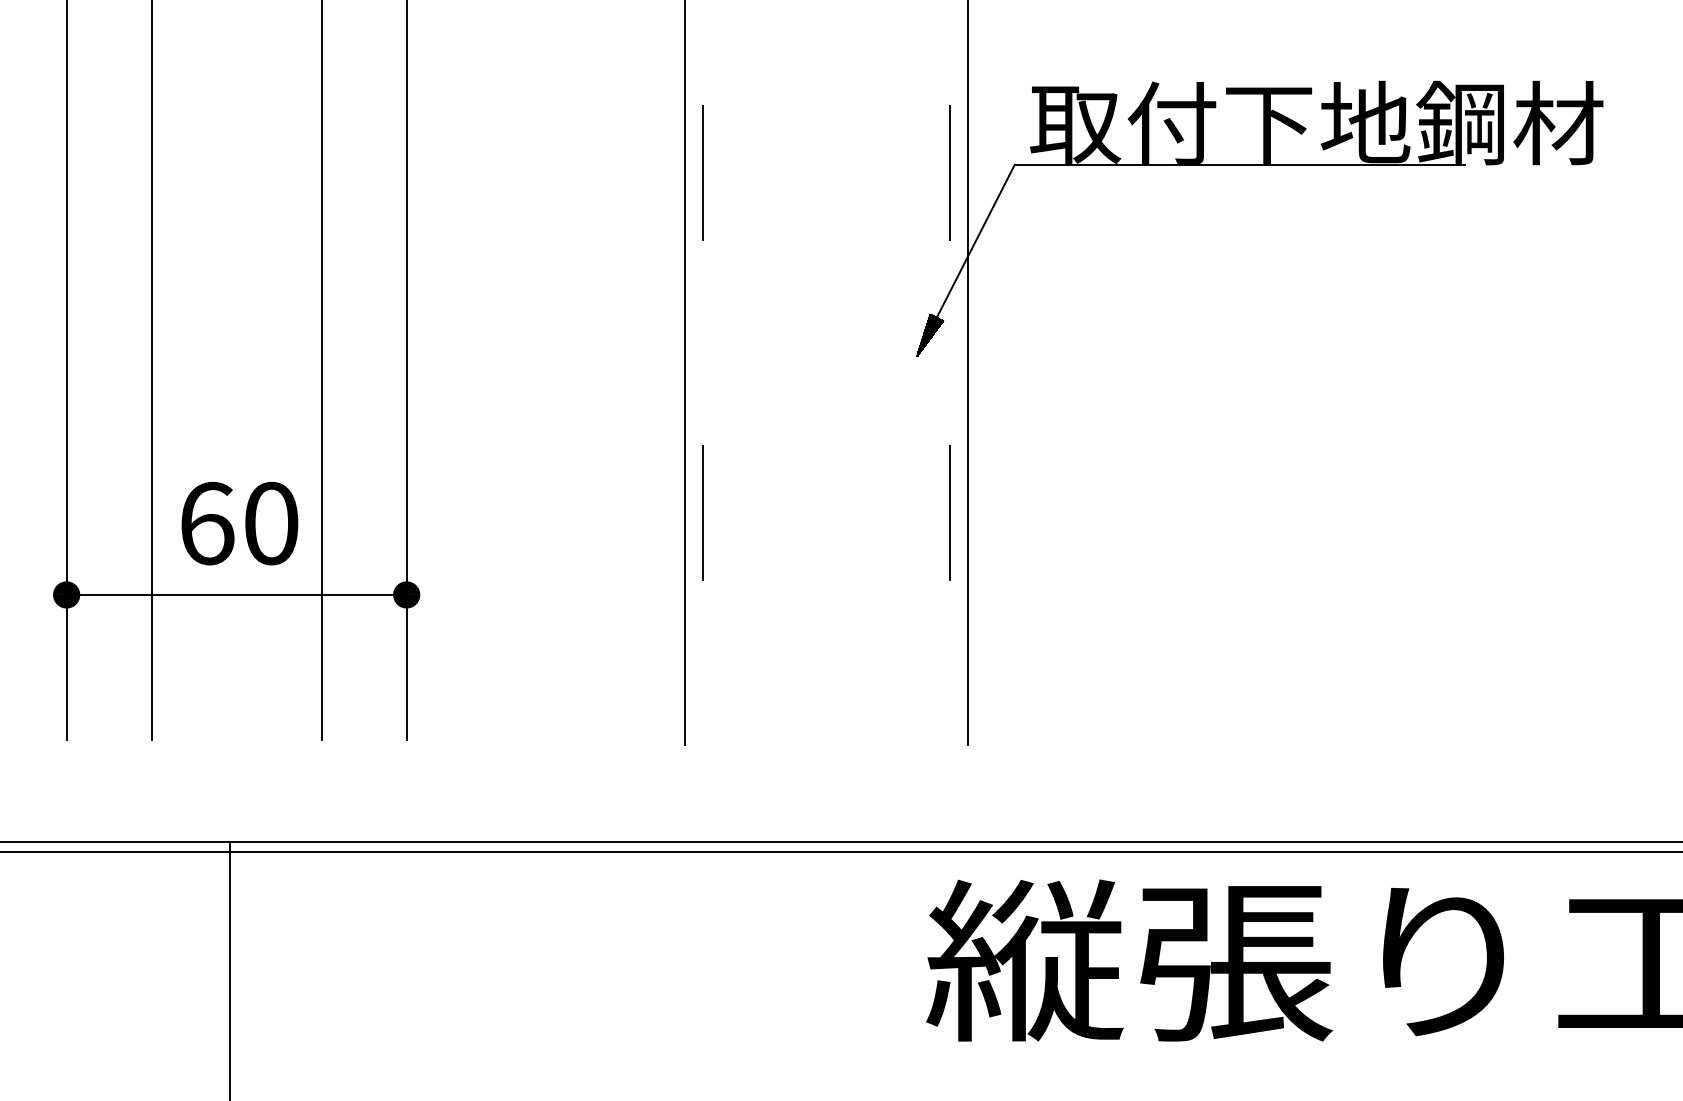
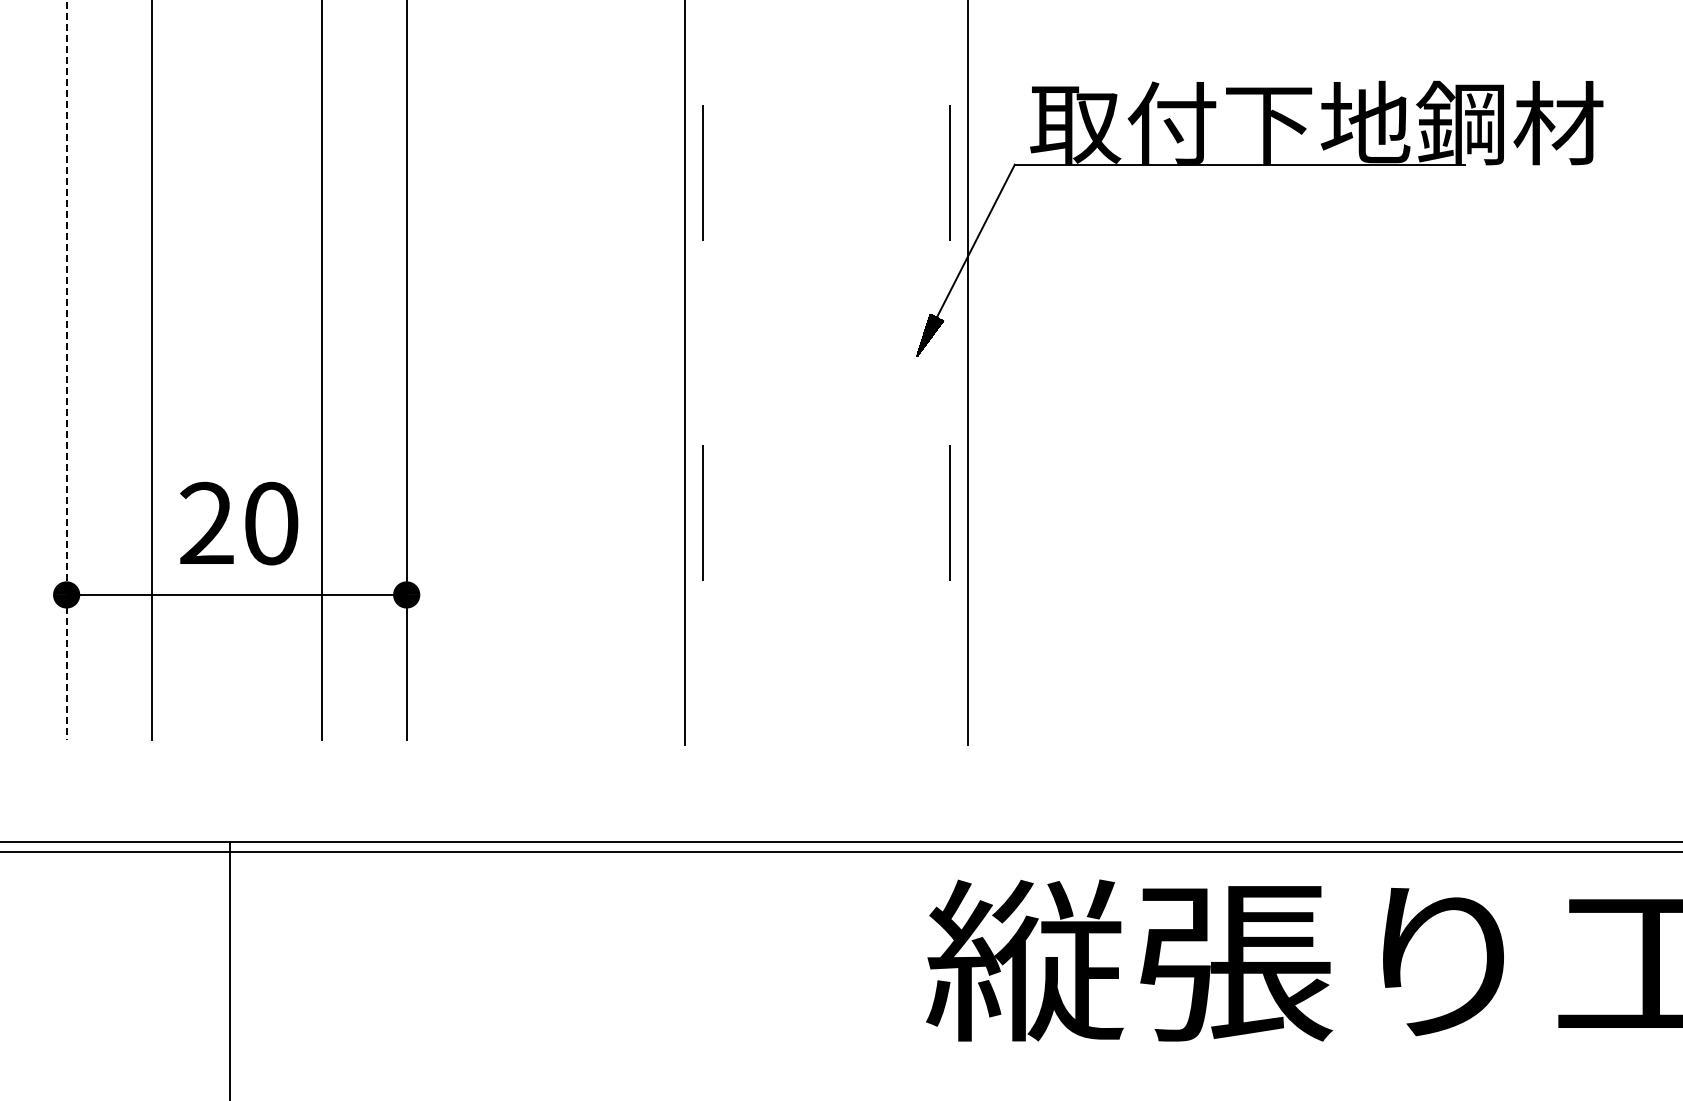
line: solid -> dashed (66, 370)
text: 60 -> 20 (207, 523)
